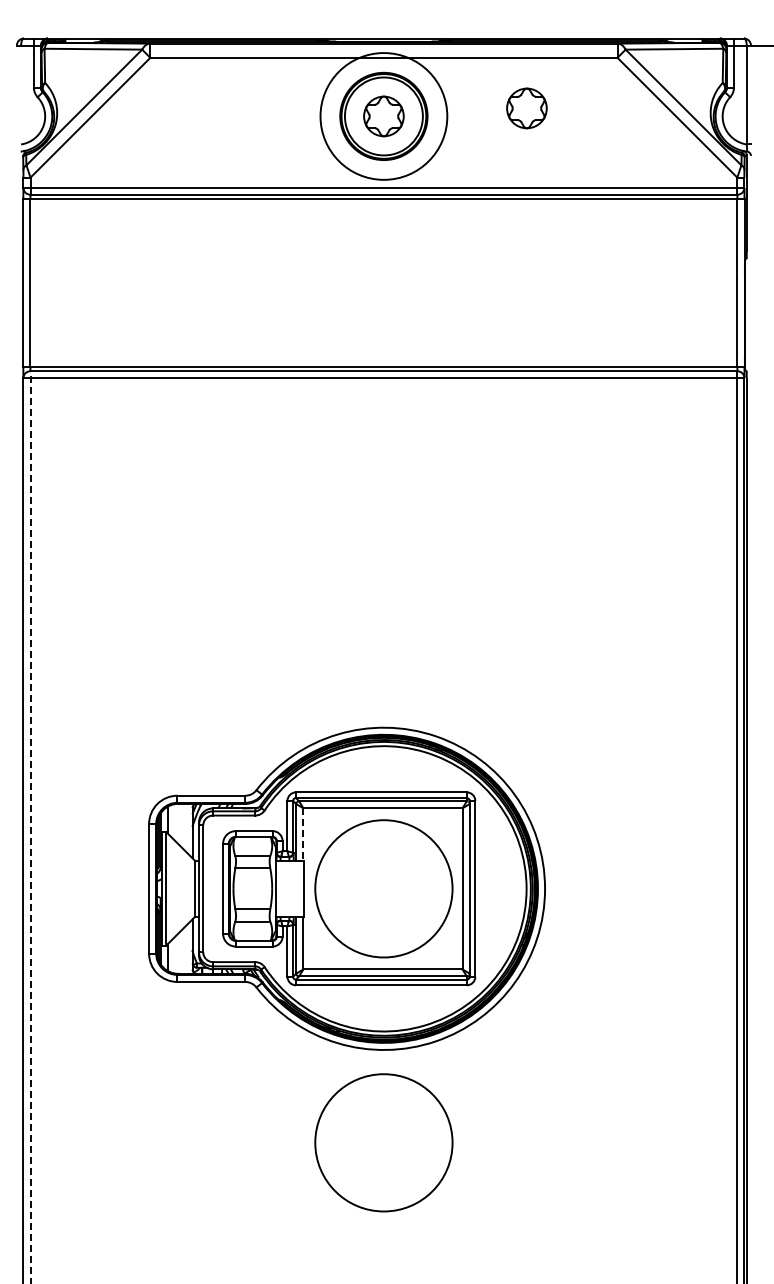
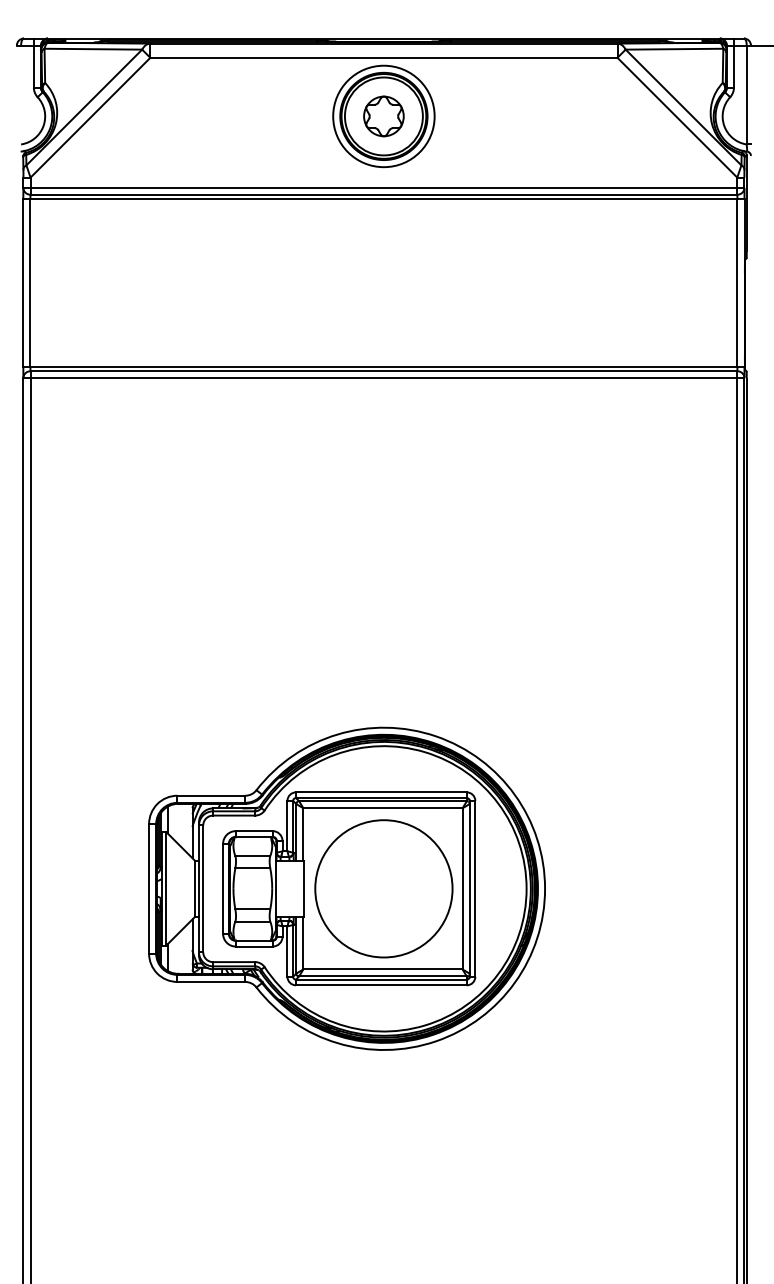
part: present -> none (526, 108)
circle diameter: 127 px -> 101 px (383, 116)
line: dashed -> solid (30, 826)
line: dashed -> solid (303, 834)
circle: present -> none (383, 1142)
